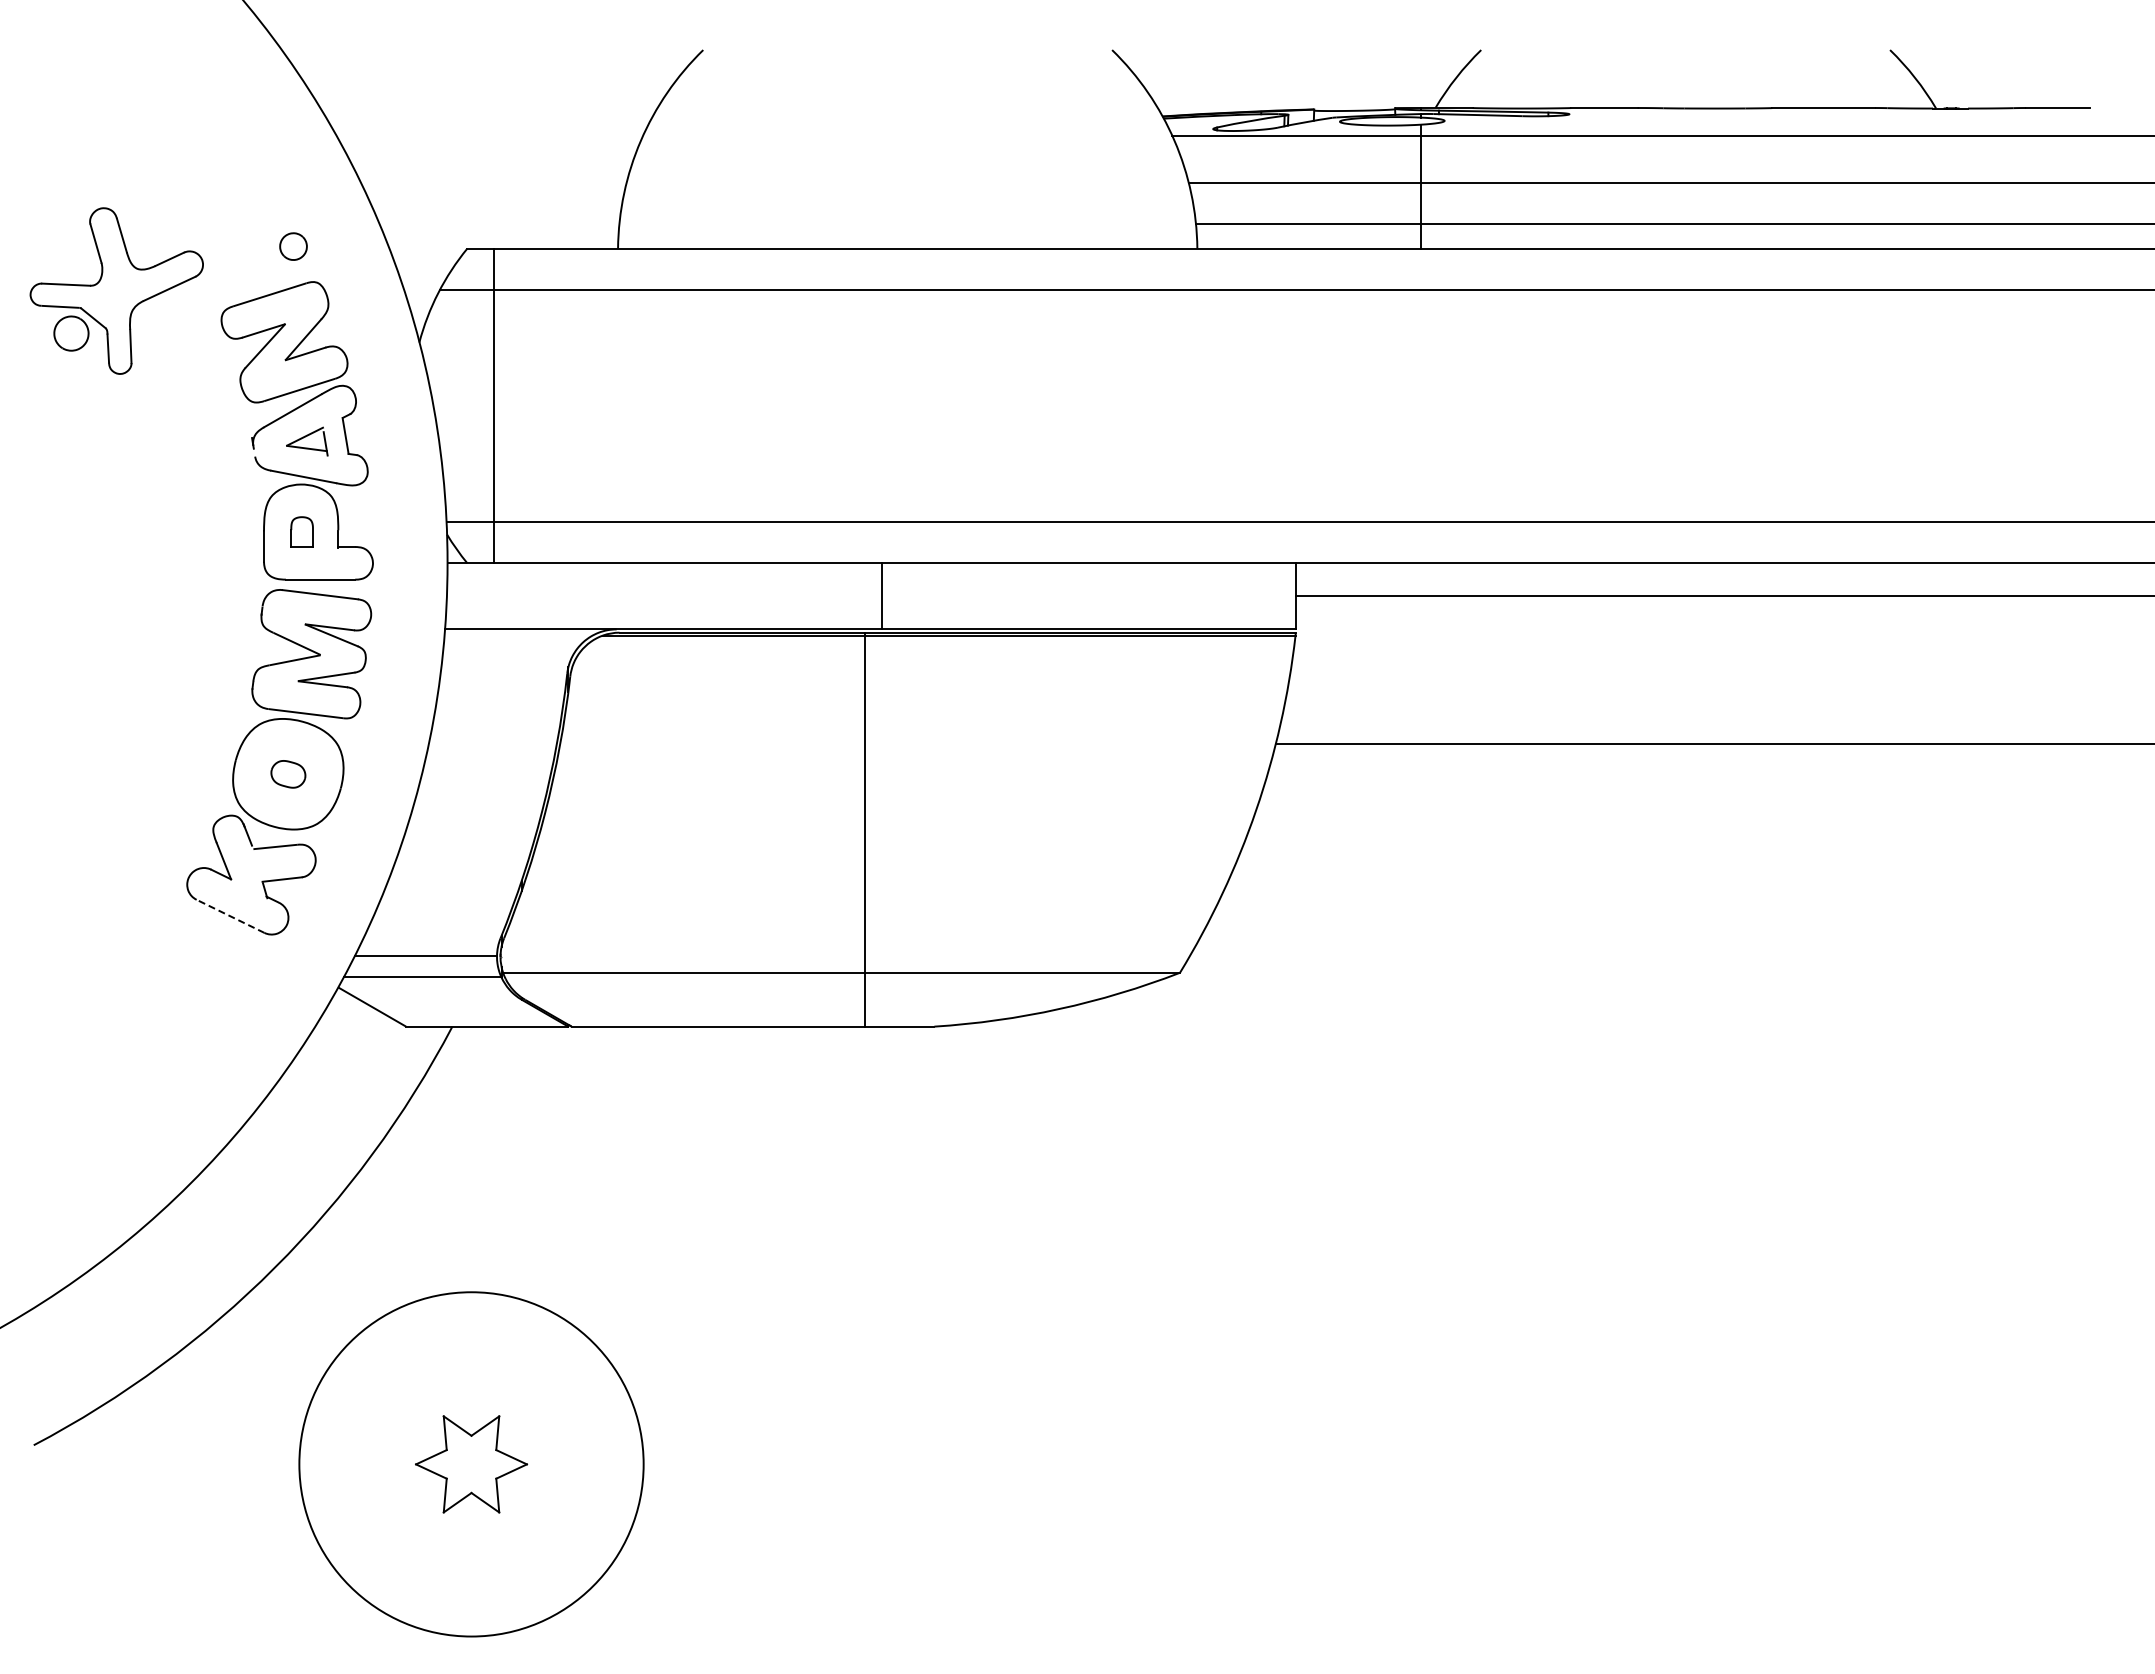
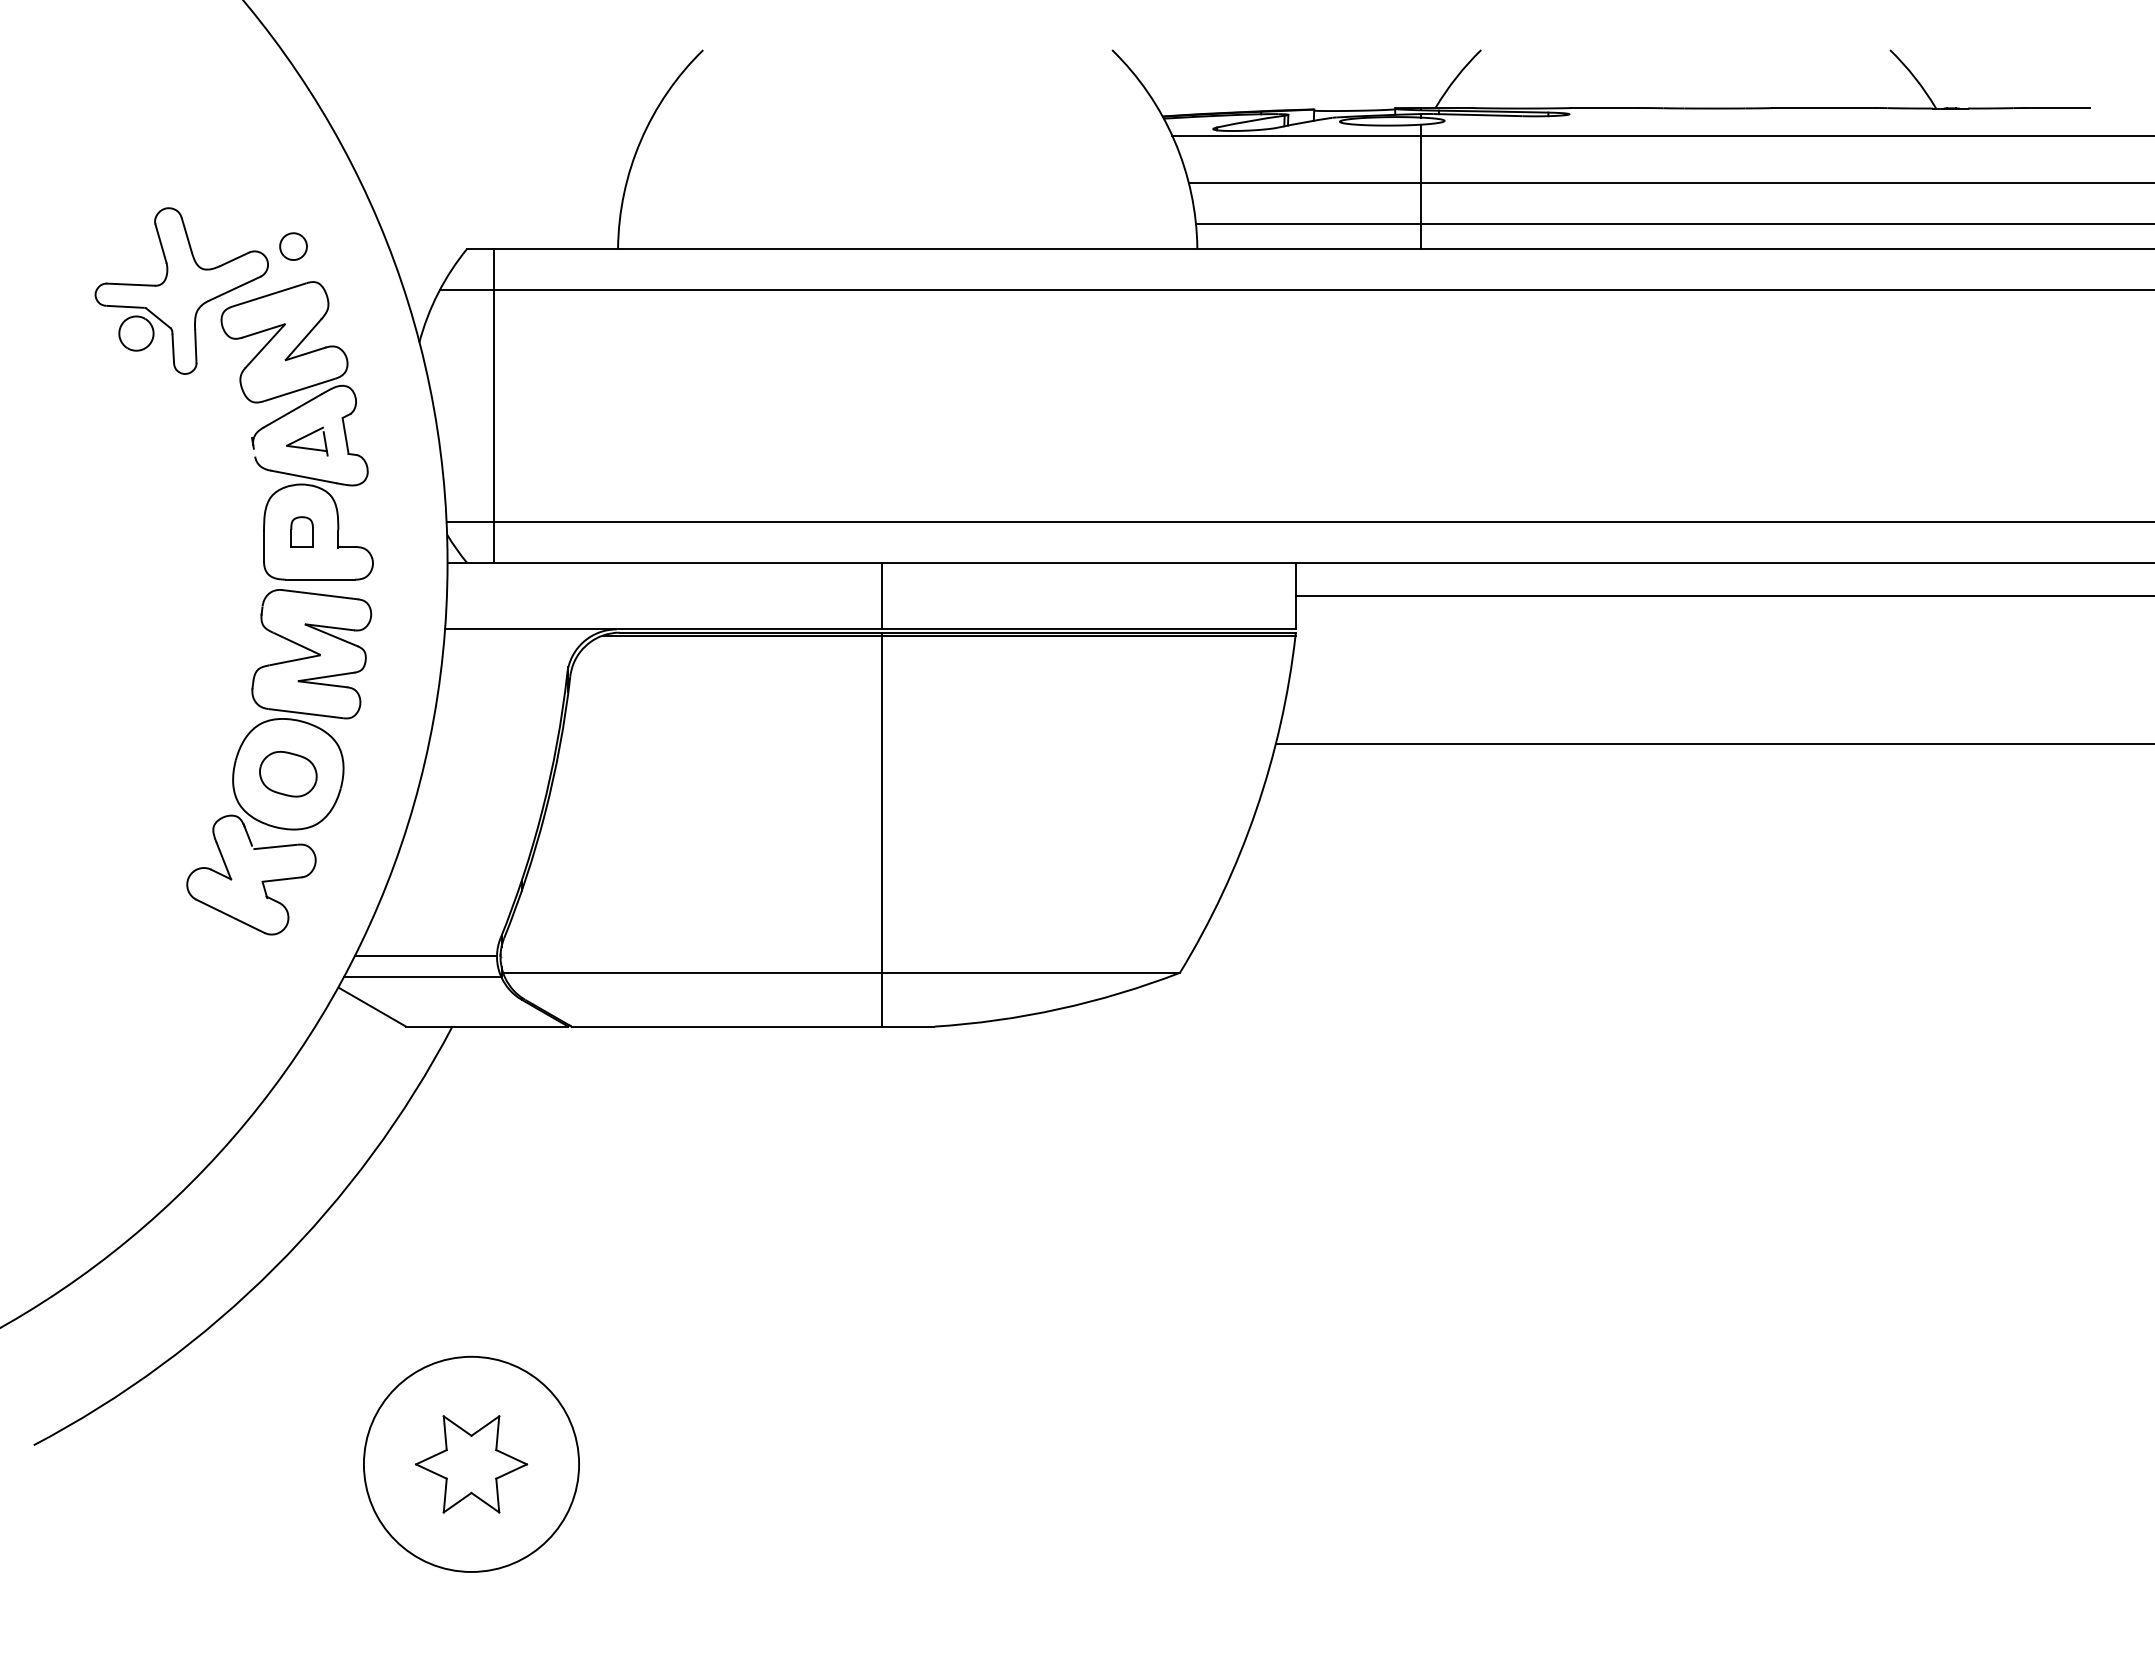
part position: (116, 290) -> (181, 290) (181, 290)
part size: 37x29 px -> 59x47 px (288, 774)
line position: (865, 829) -> (882, 829) (882, 829)
line: dashed -> solid (230, 916)
circle diameter: 344 px -> 215 px (471, 1463)
